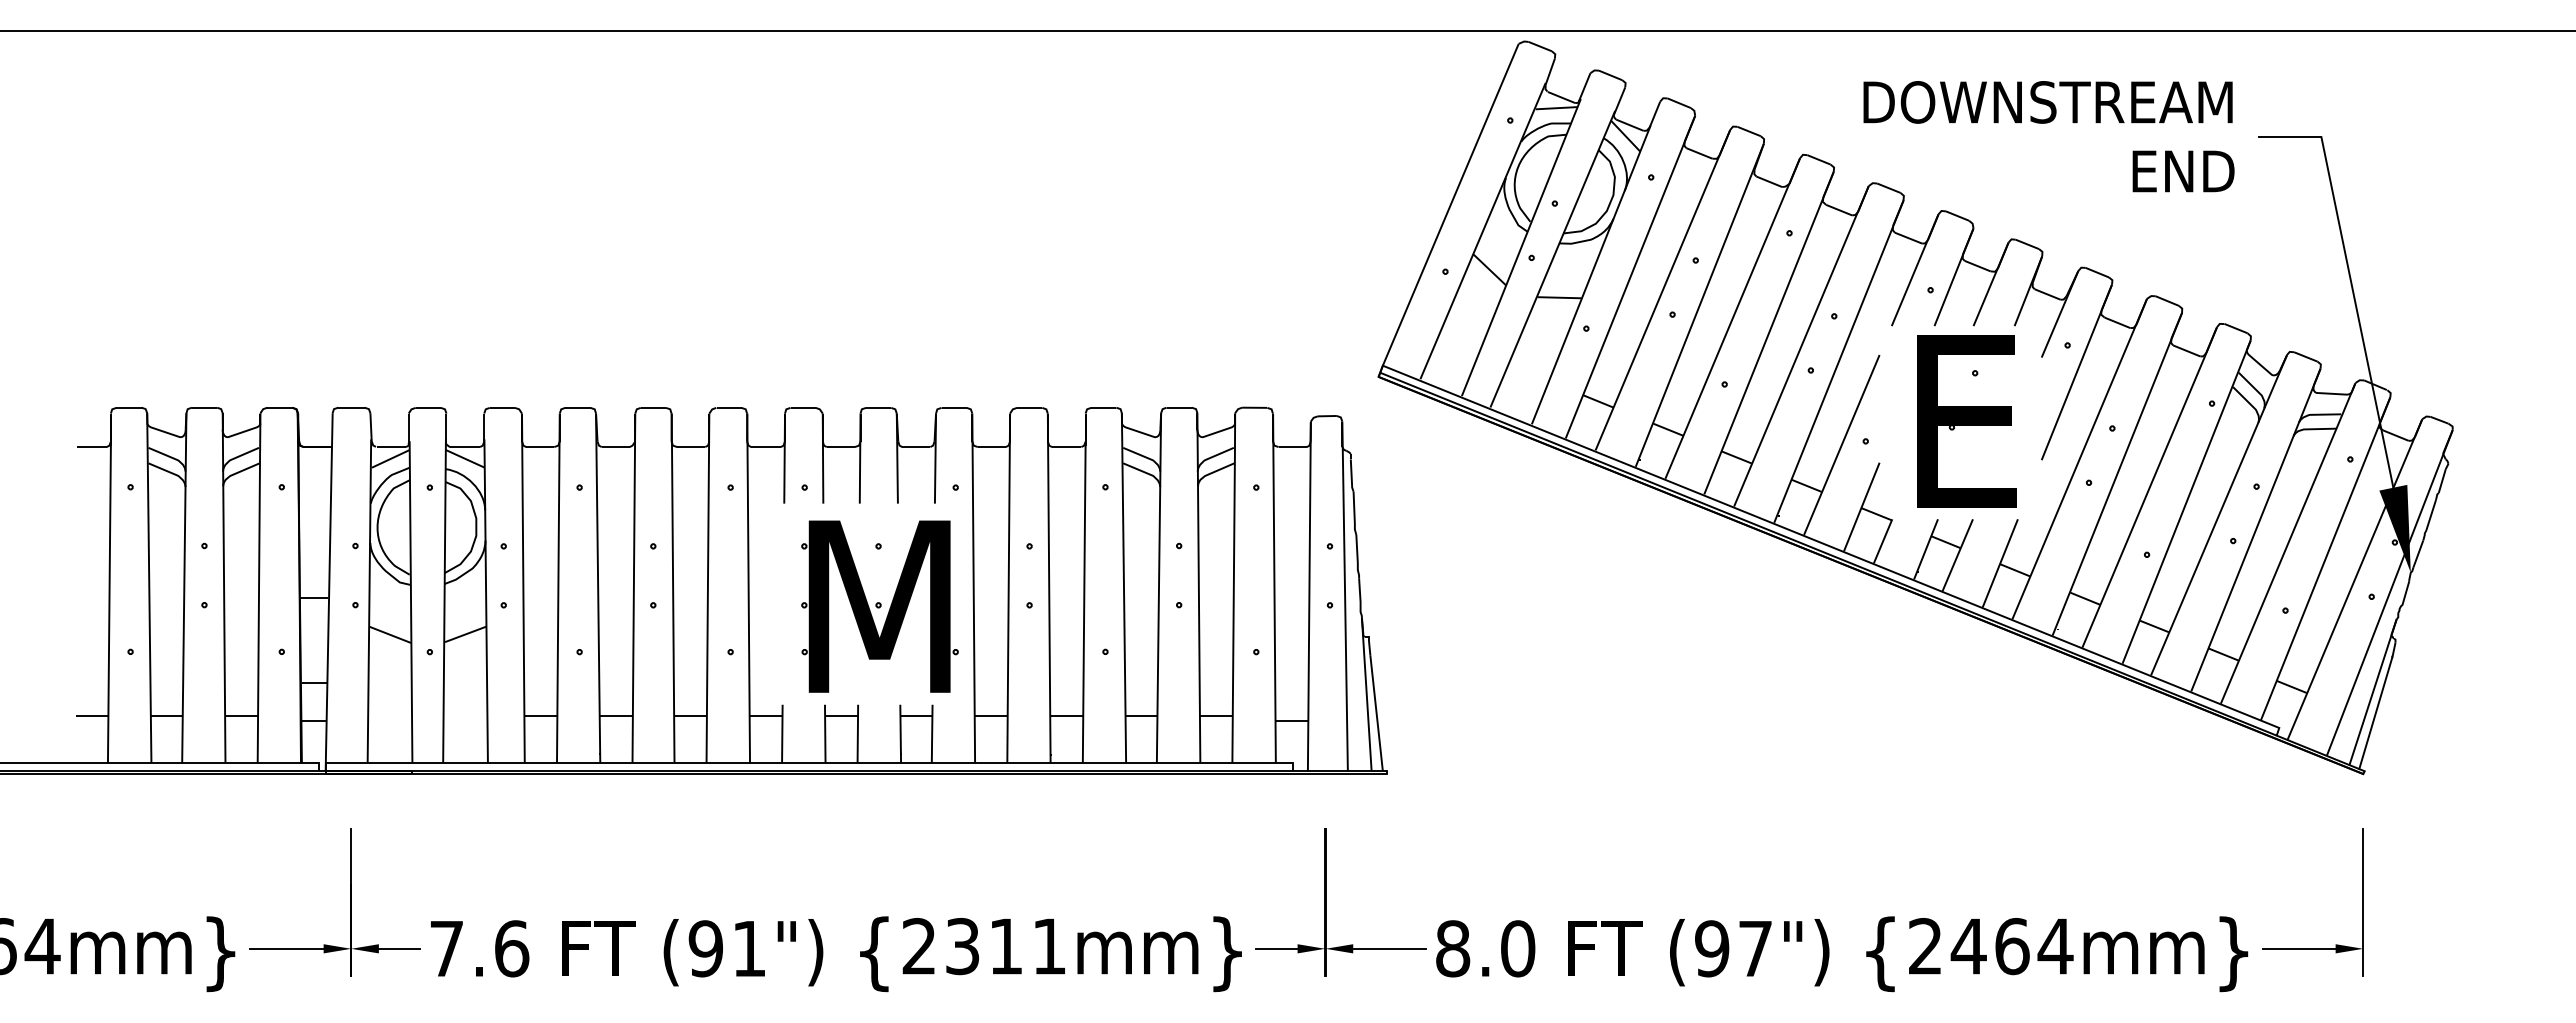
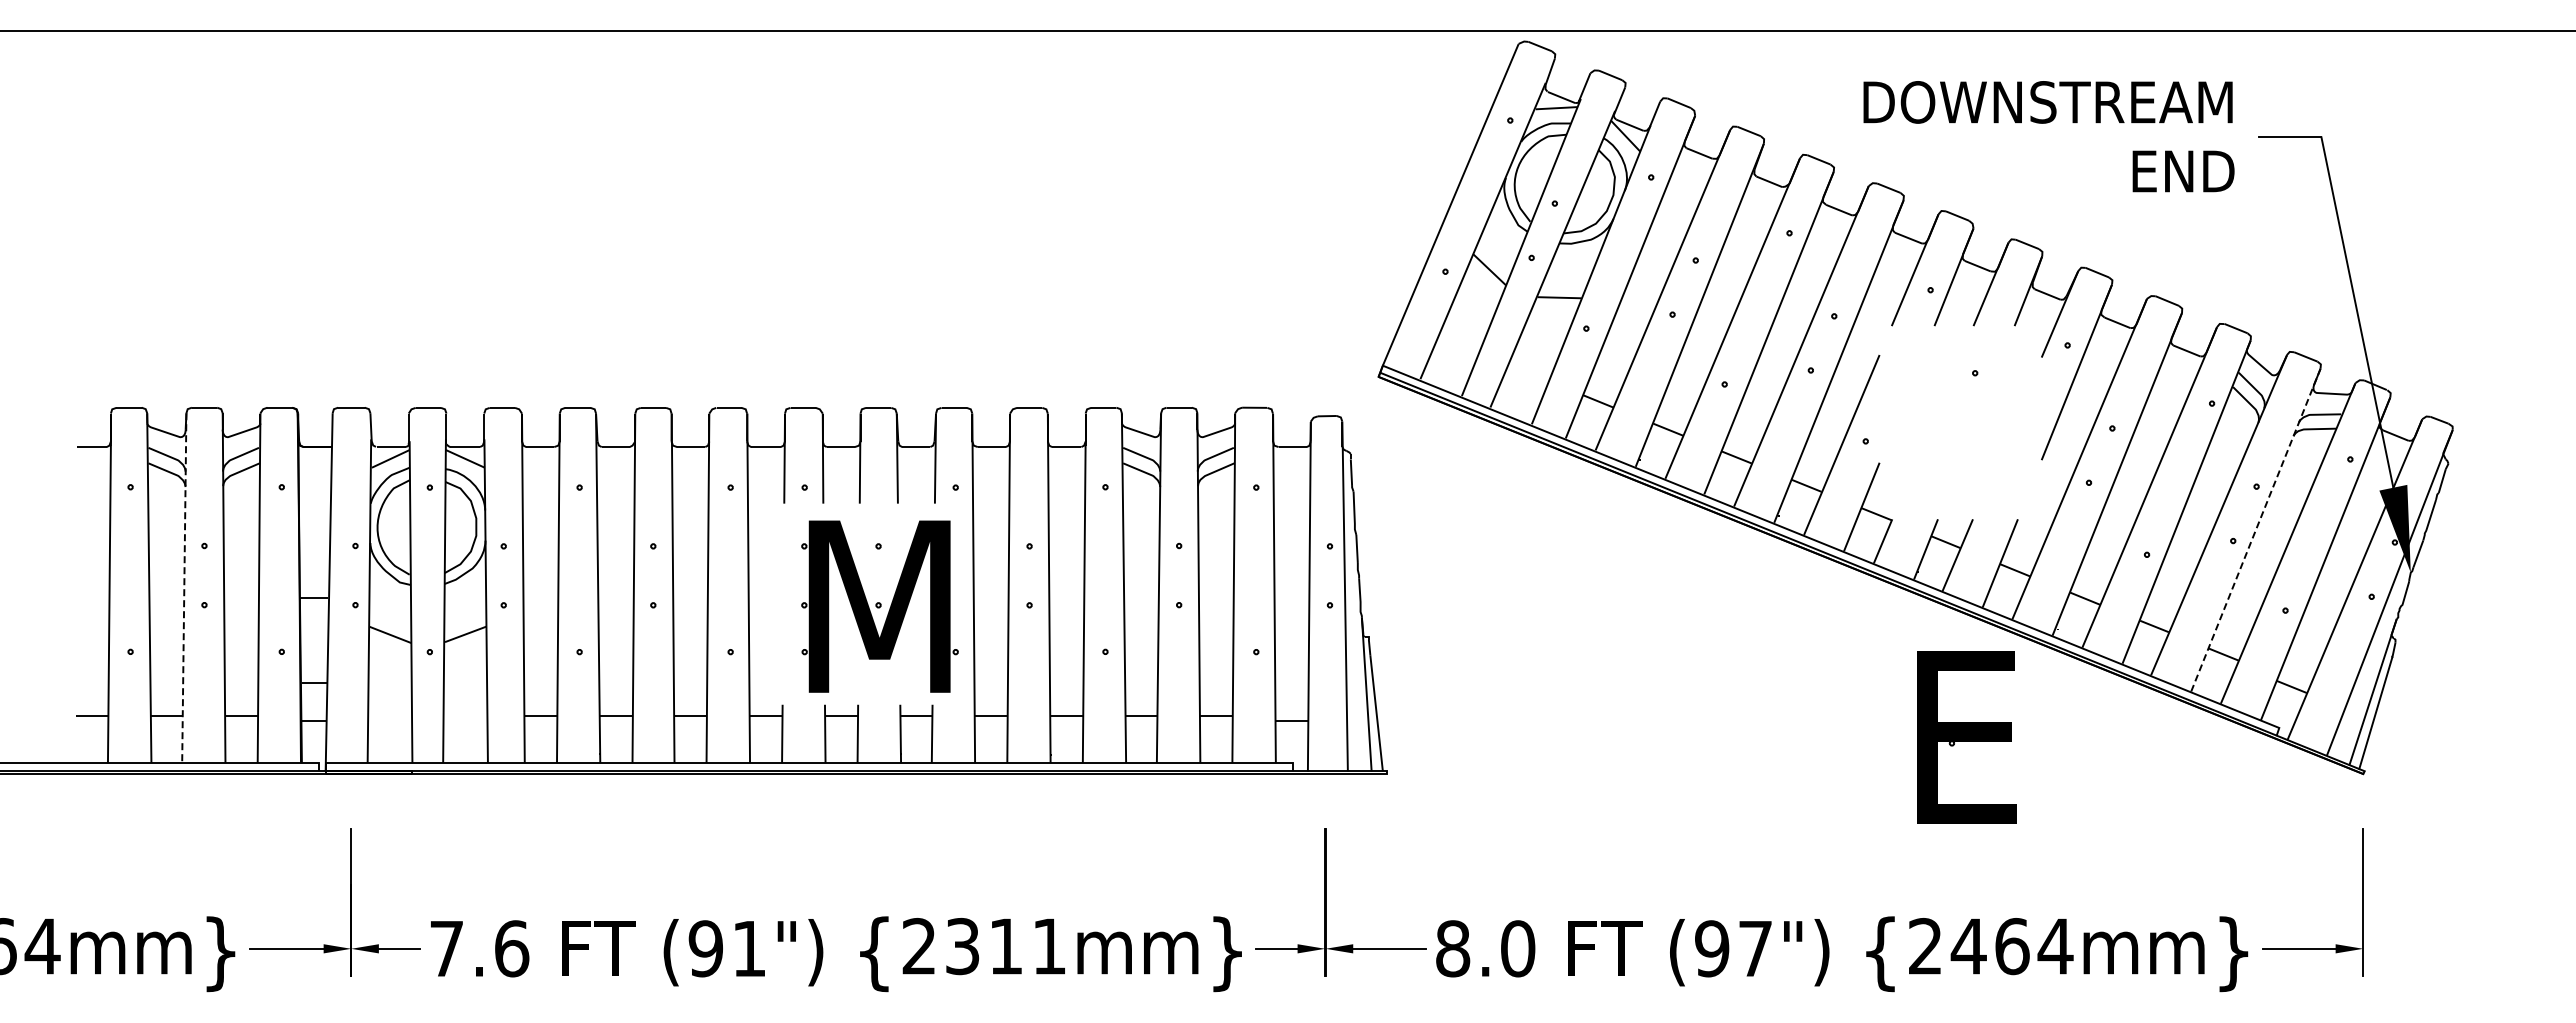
part position: (1966, 421) -> (1966, 737) (1966, 737)
line: solid -> dashed (2255, 530)
line: solid -> dashed (184, 588)
